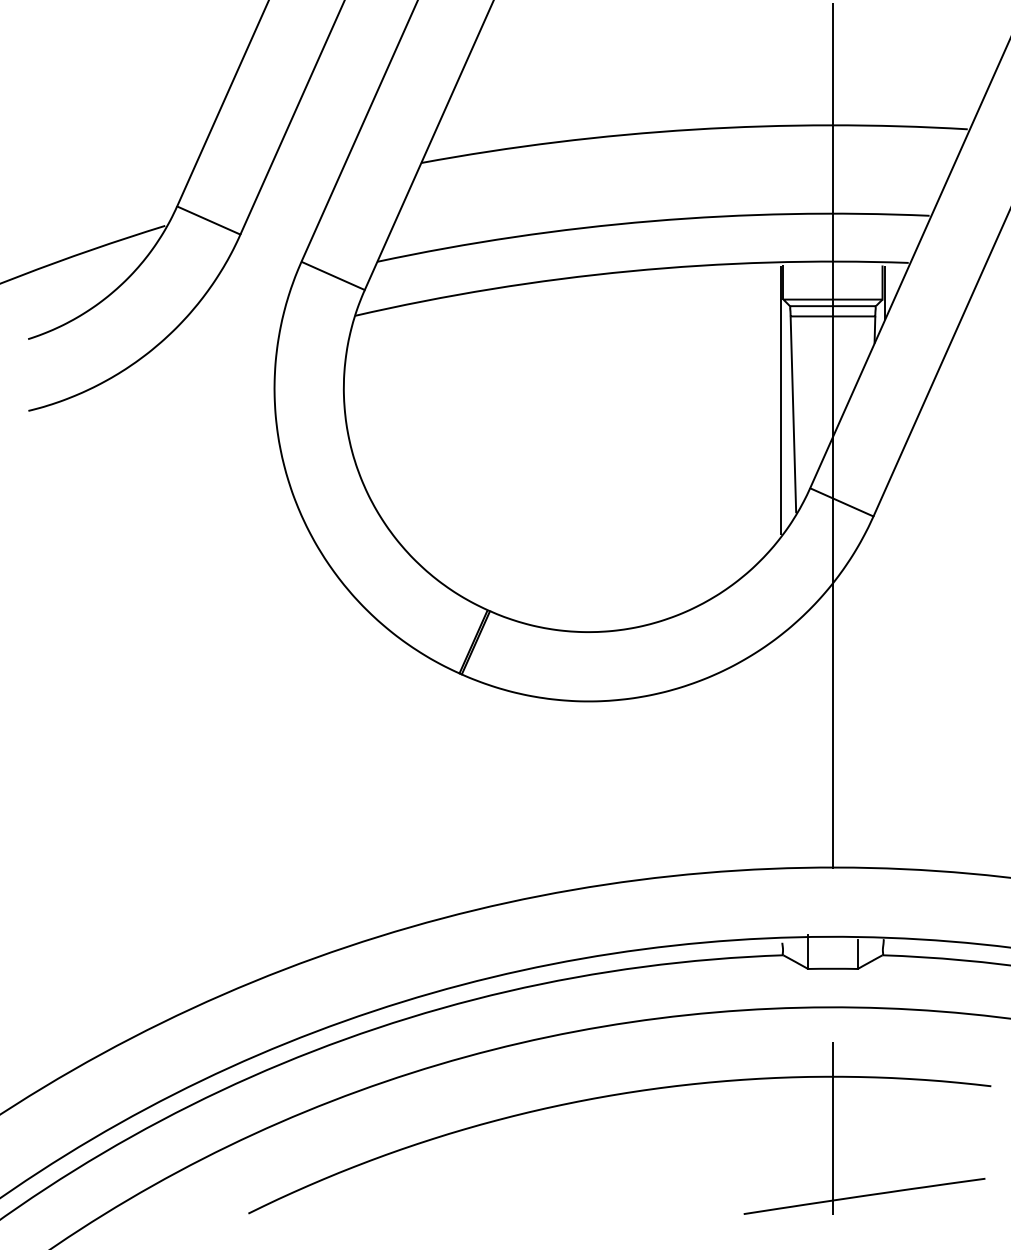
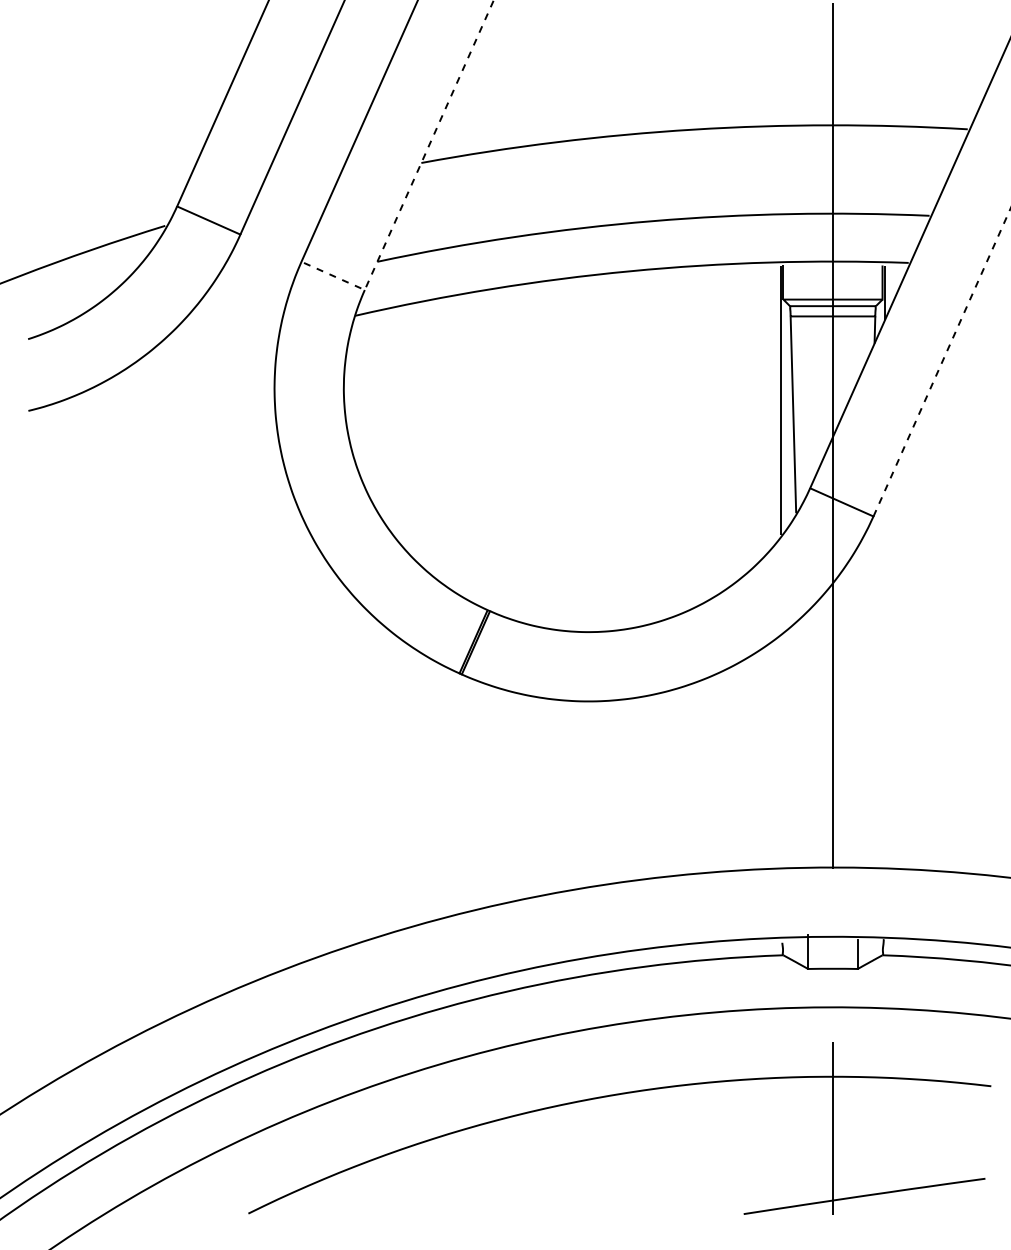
line: solid -> dashed (414, 177)
line: solid -> dashed (942, 362)
